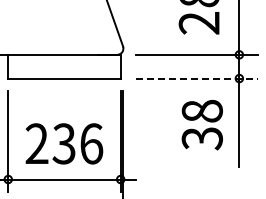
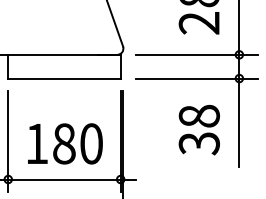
line: dashed -> solid (197, 78)
text position: (201, 125) -> (198, 130) (198, 130)
text: 236 -> 180 (64, 143)
